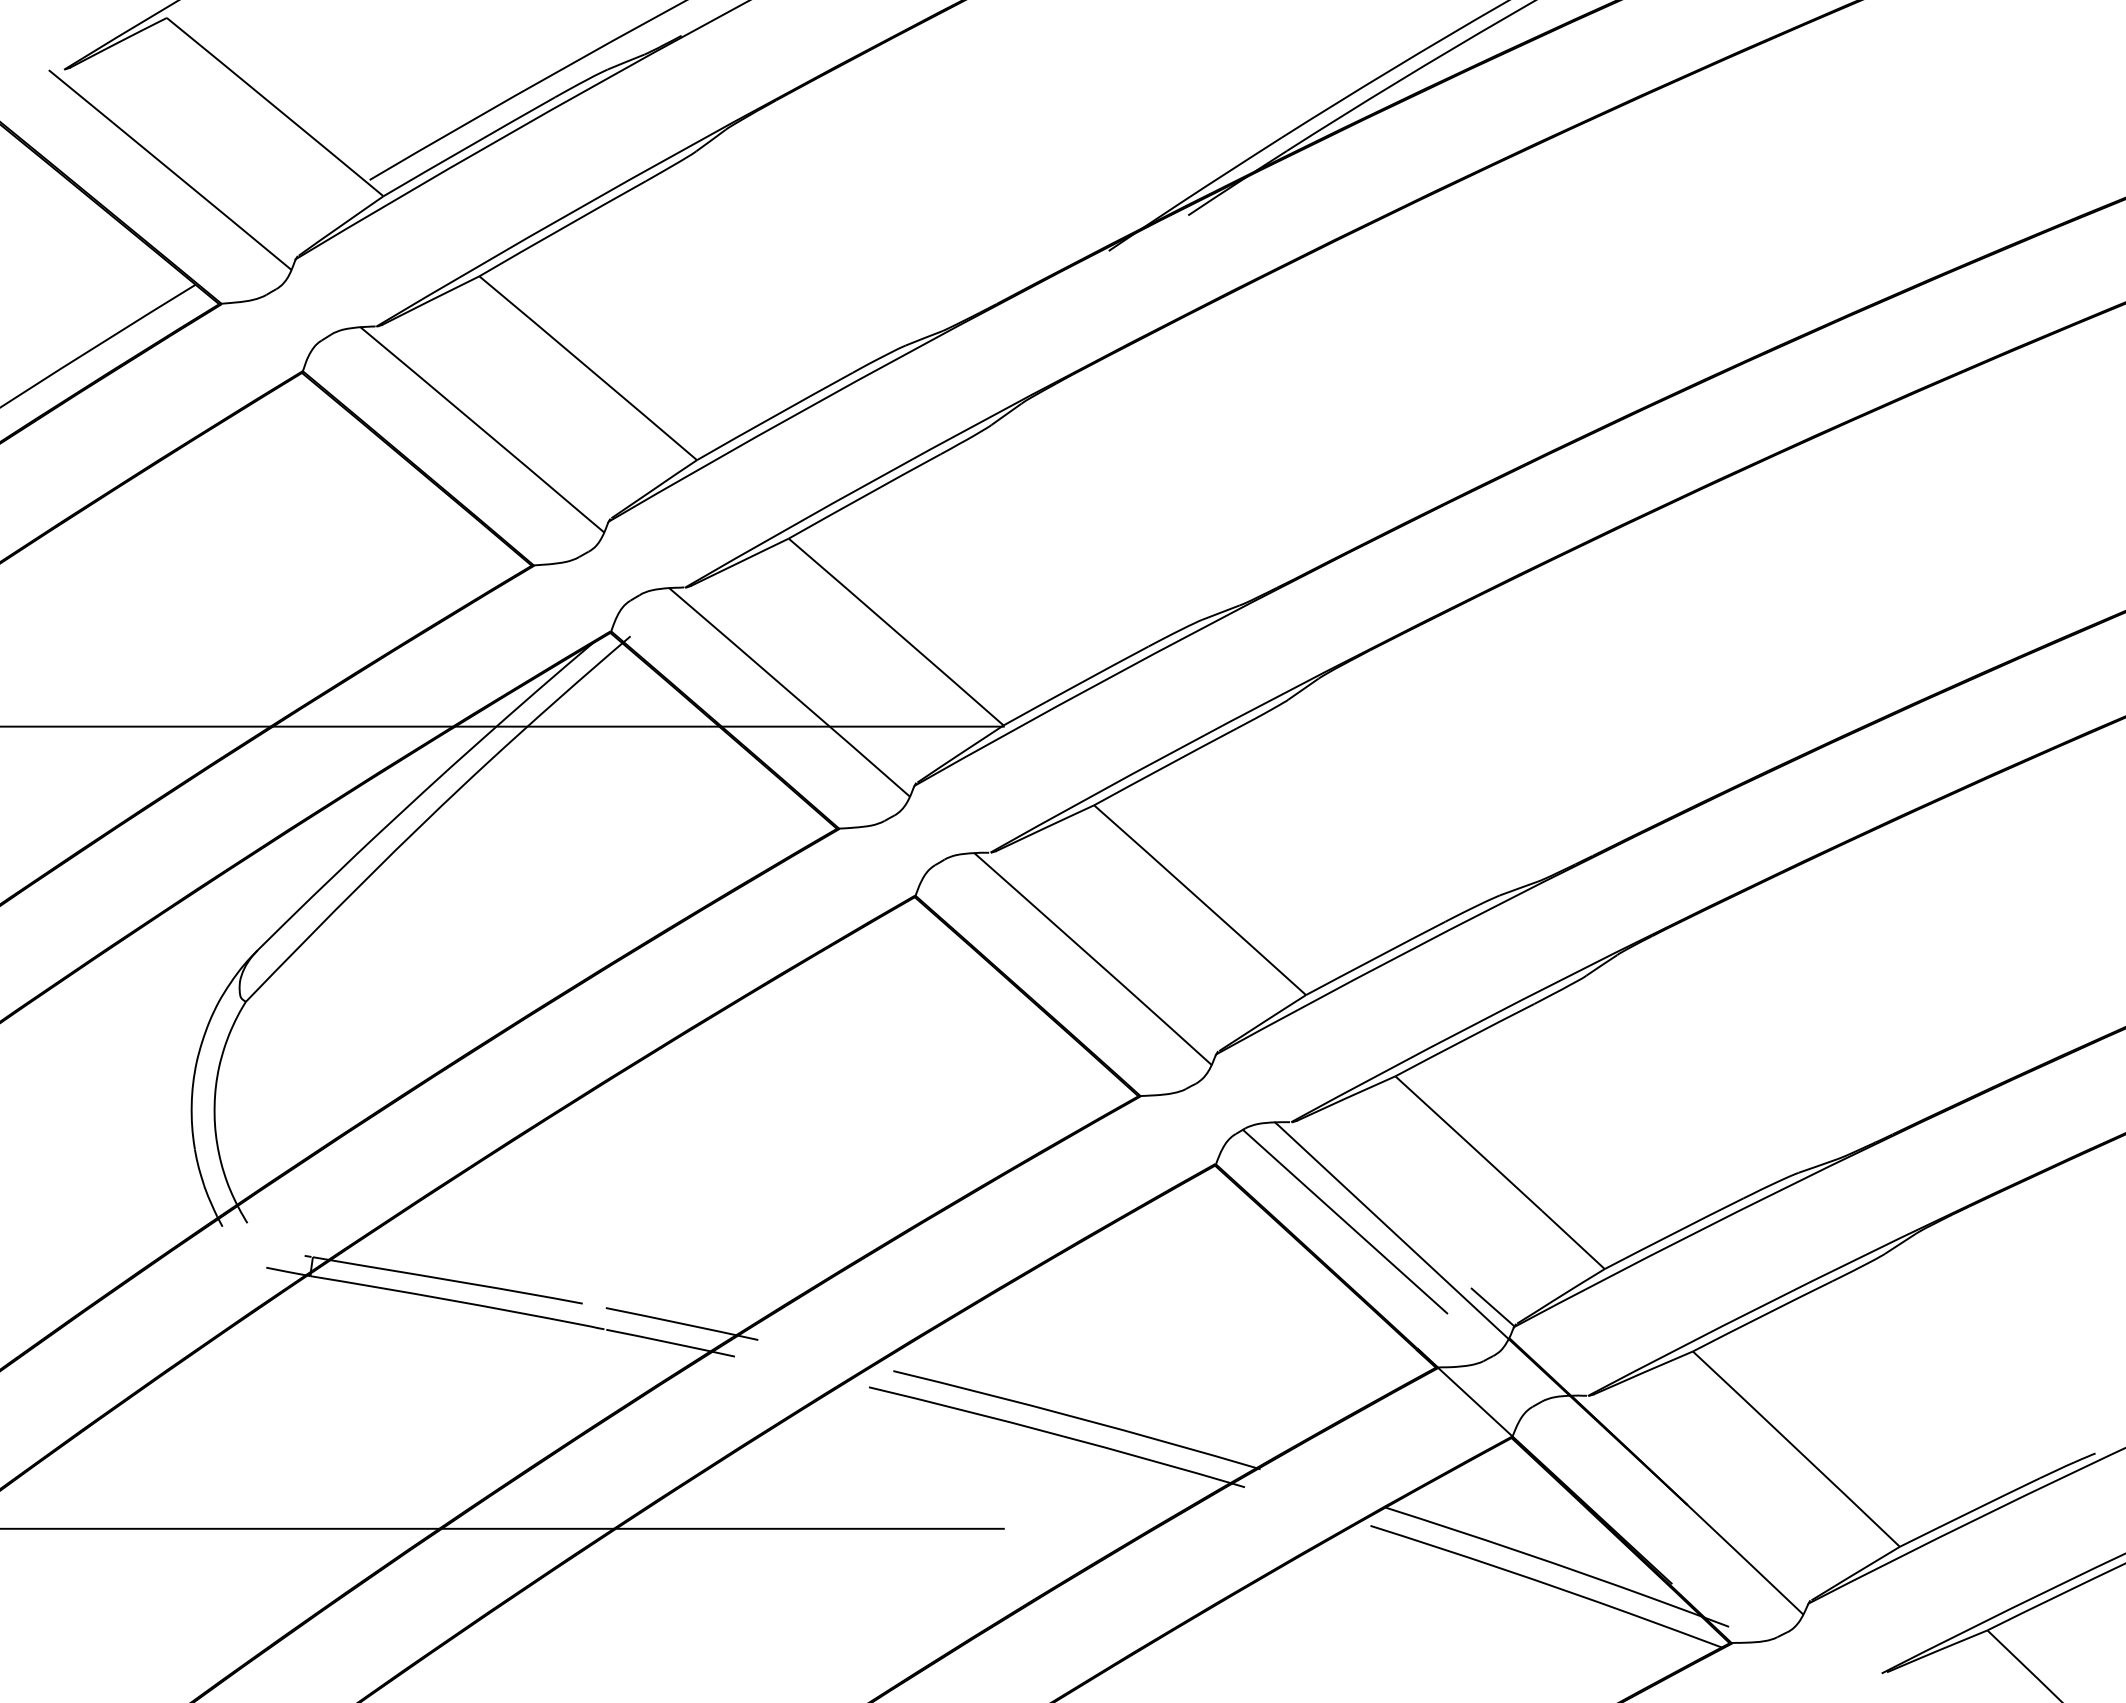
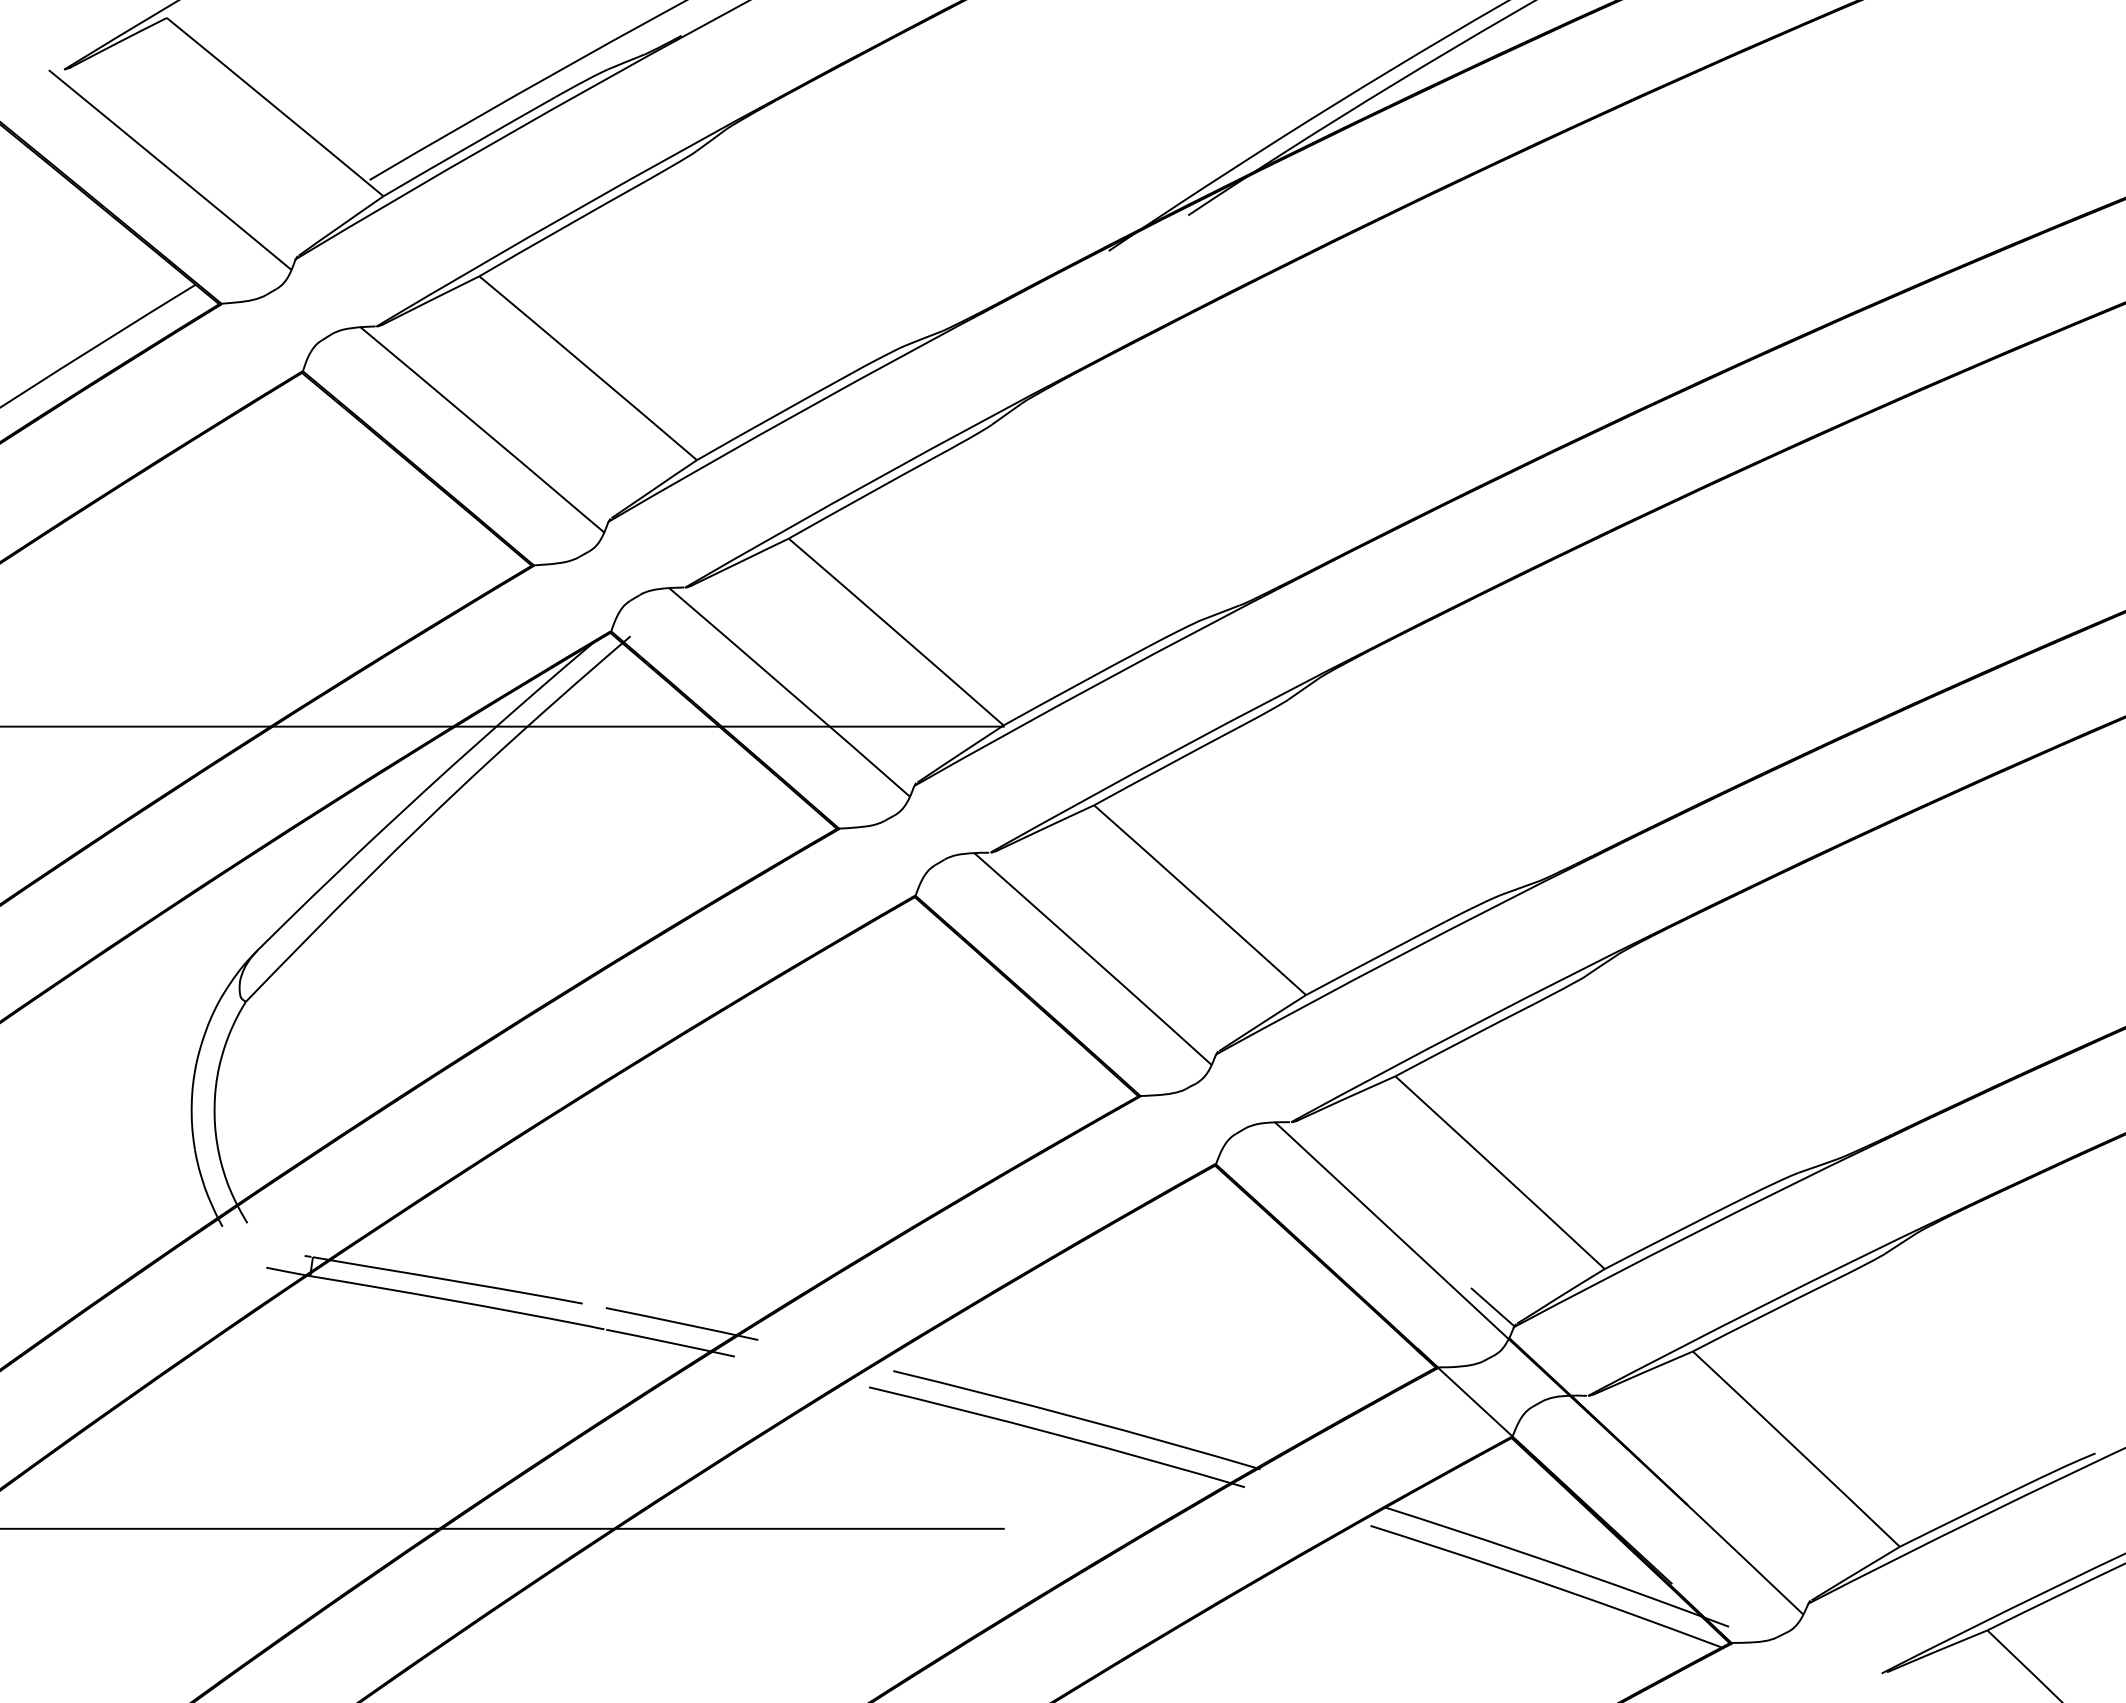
line: present -> none (1344, 1221)
